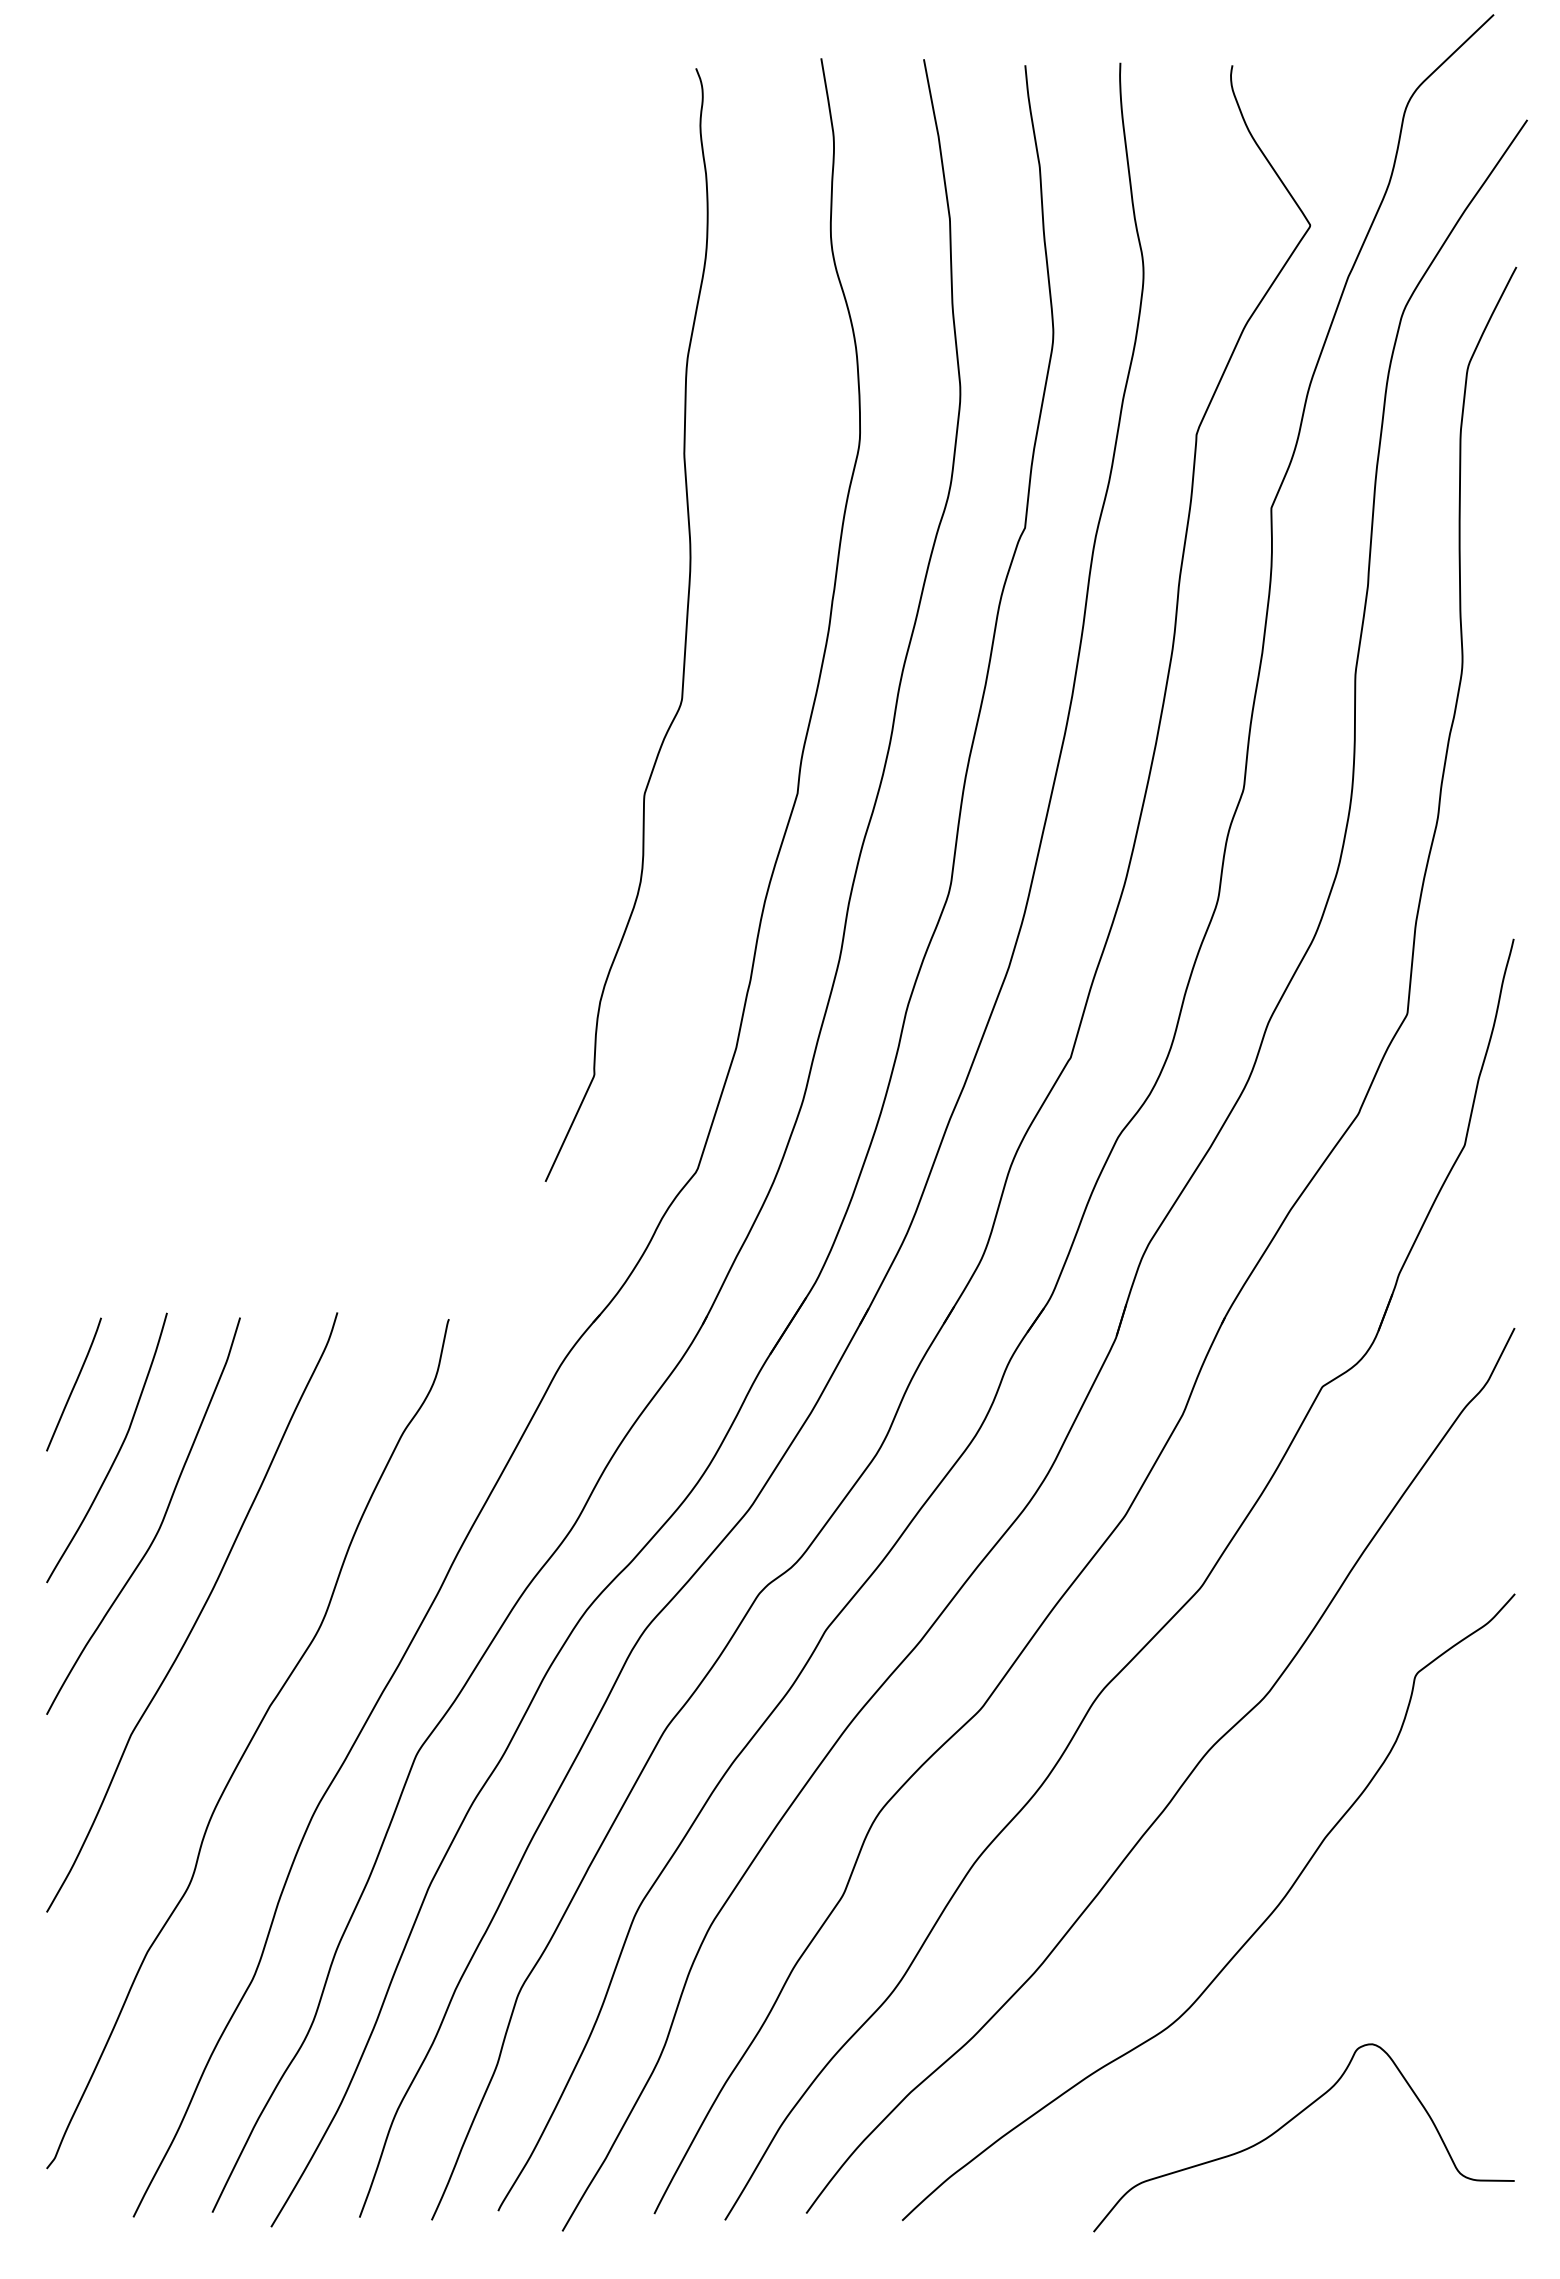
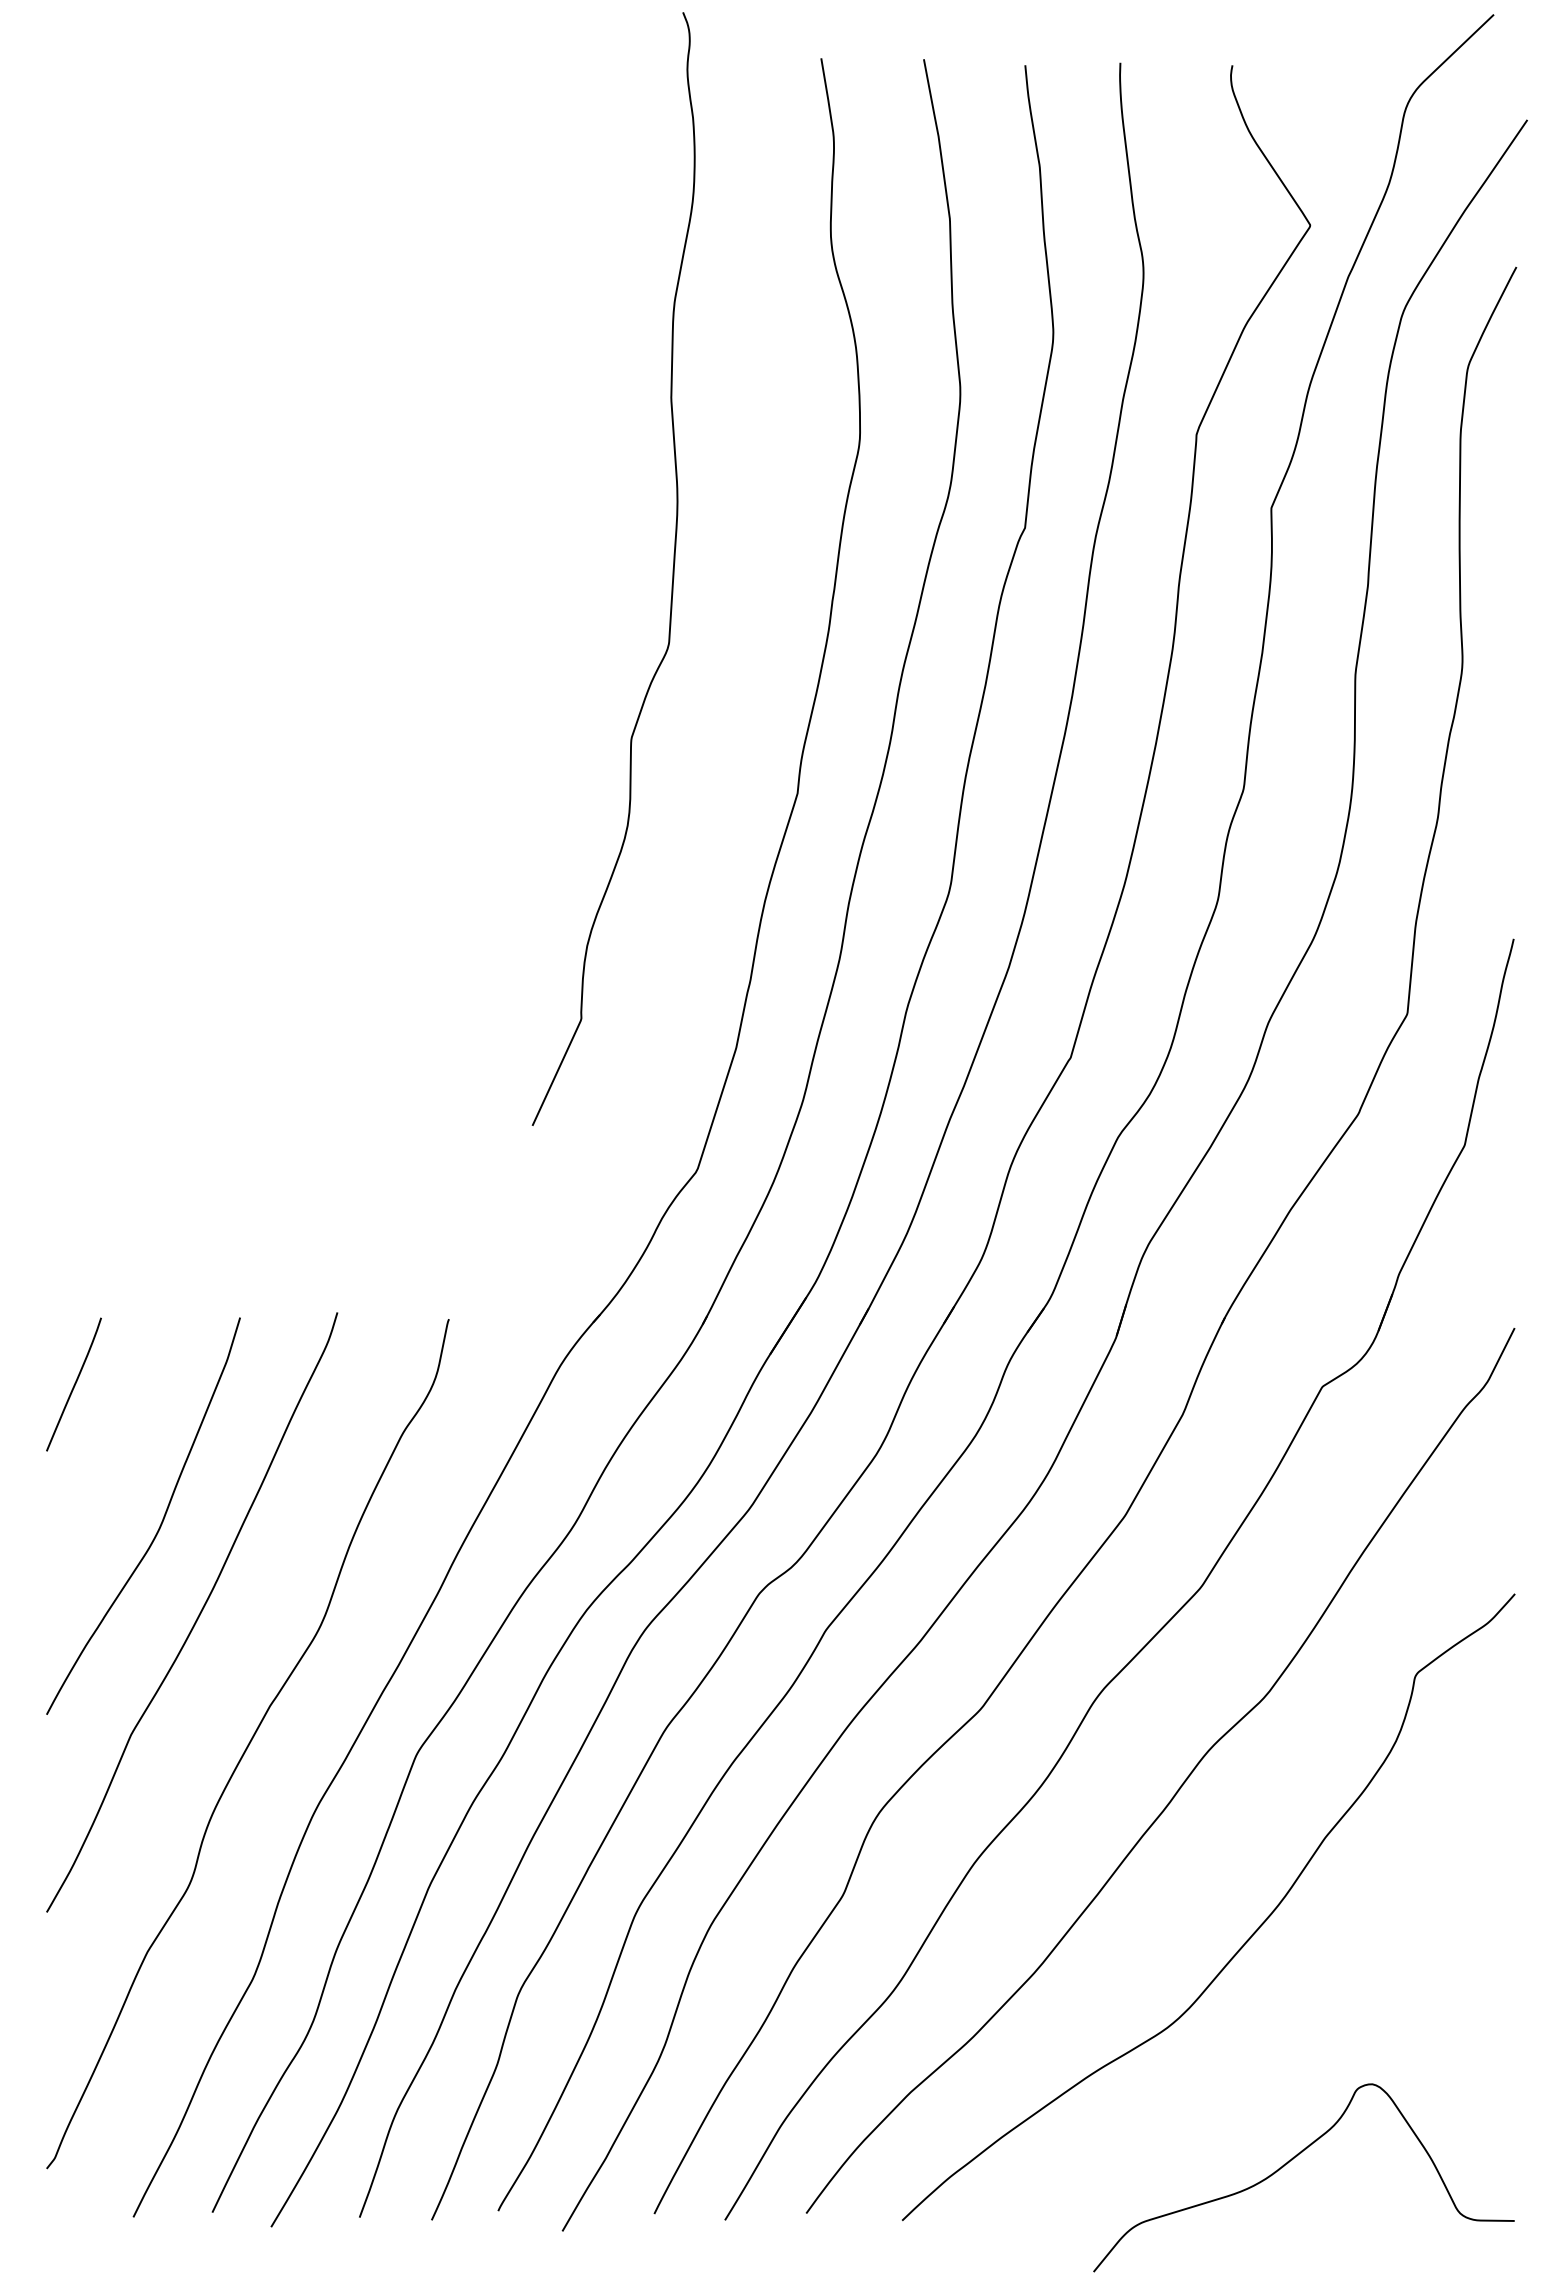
curve position: (685, 624) -> (672, 568) (672, 568)
curve: present -> none (117, 1452)
curve position: (1292, 2120) -> (1292, 2160) (1292, 2160)
